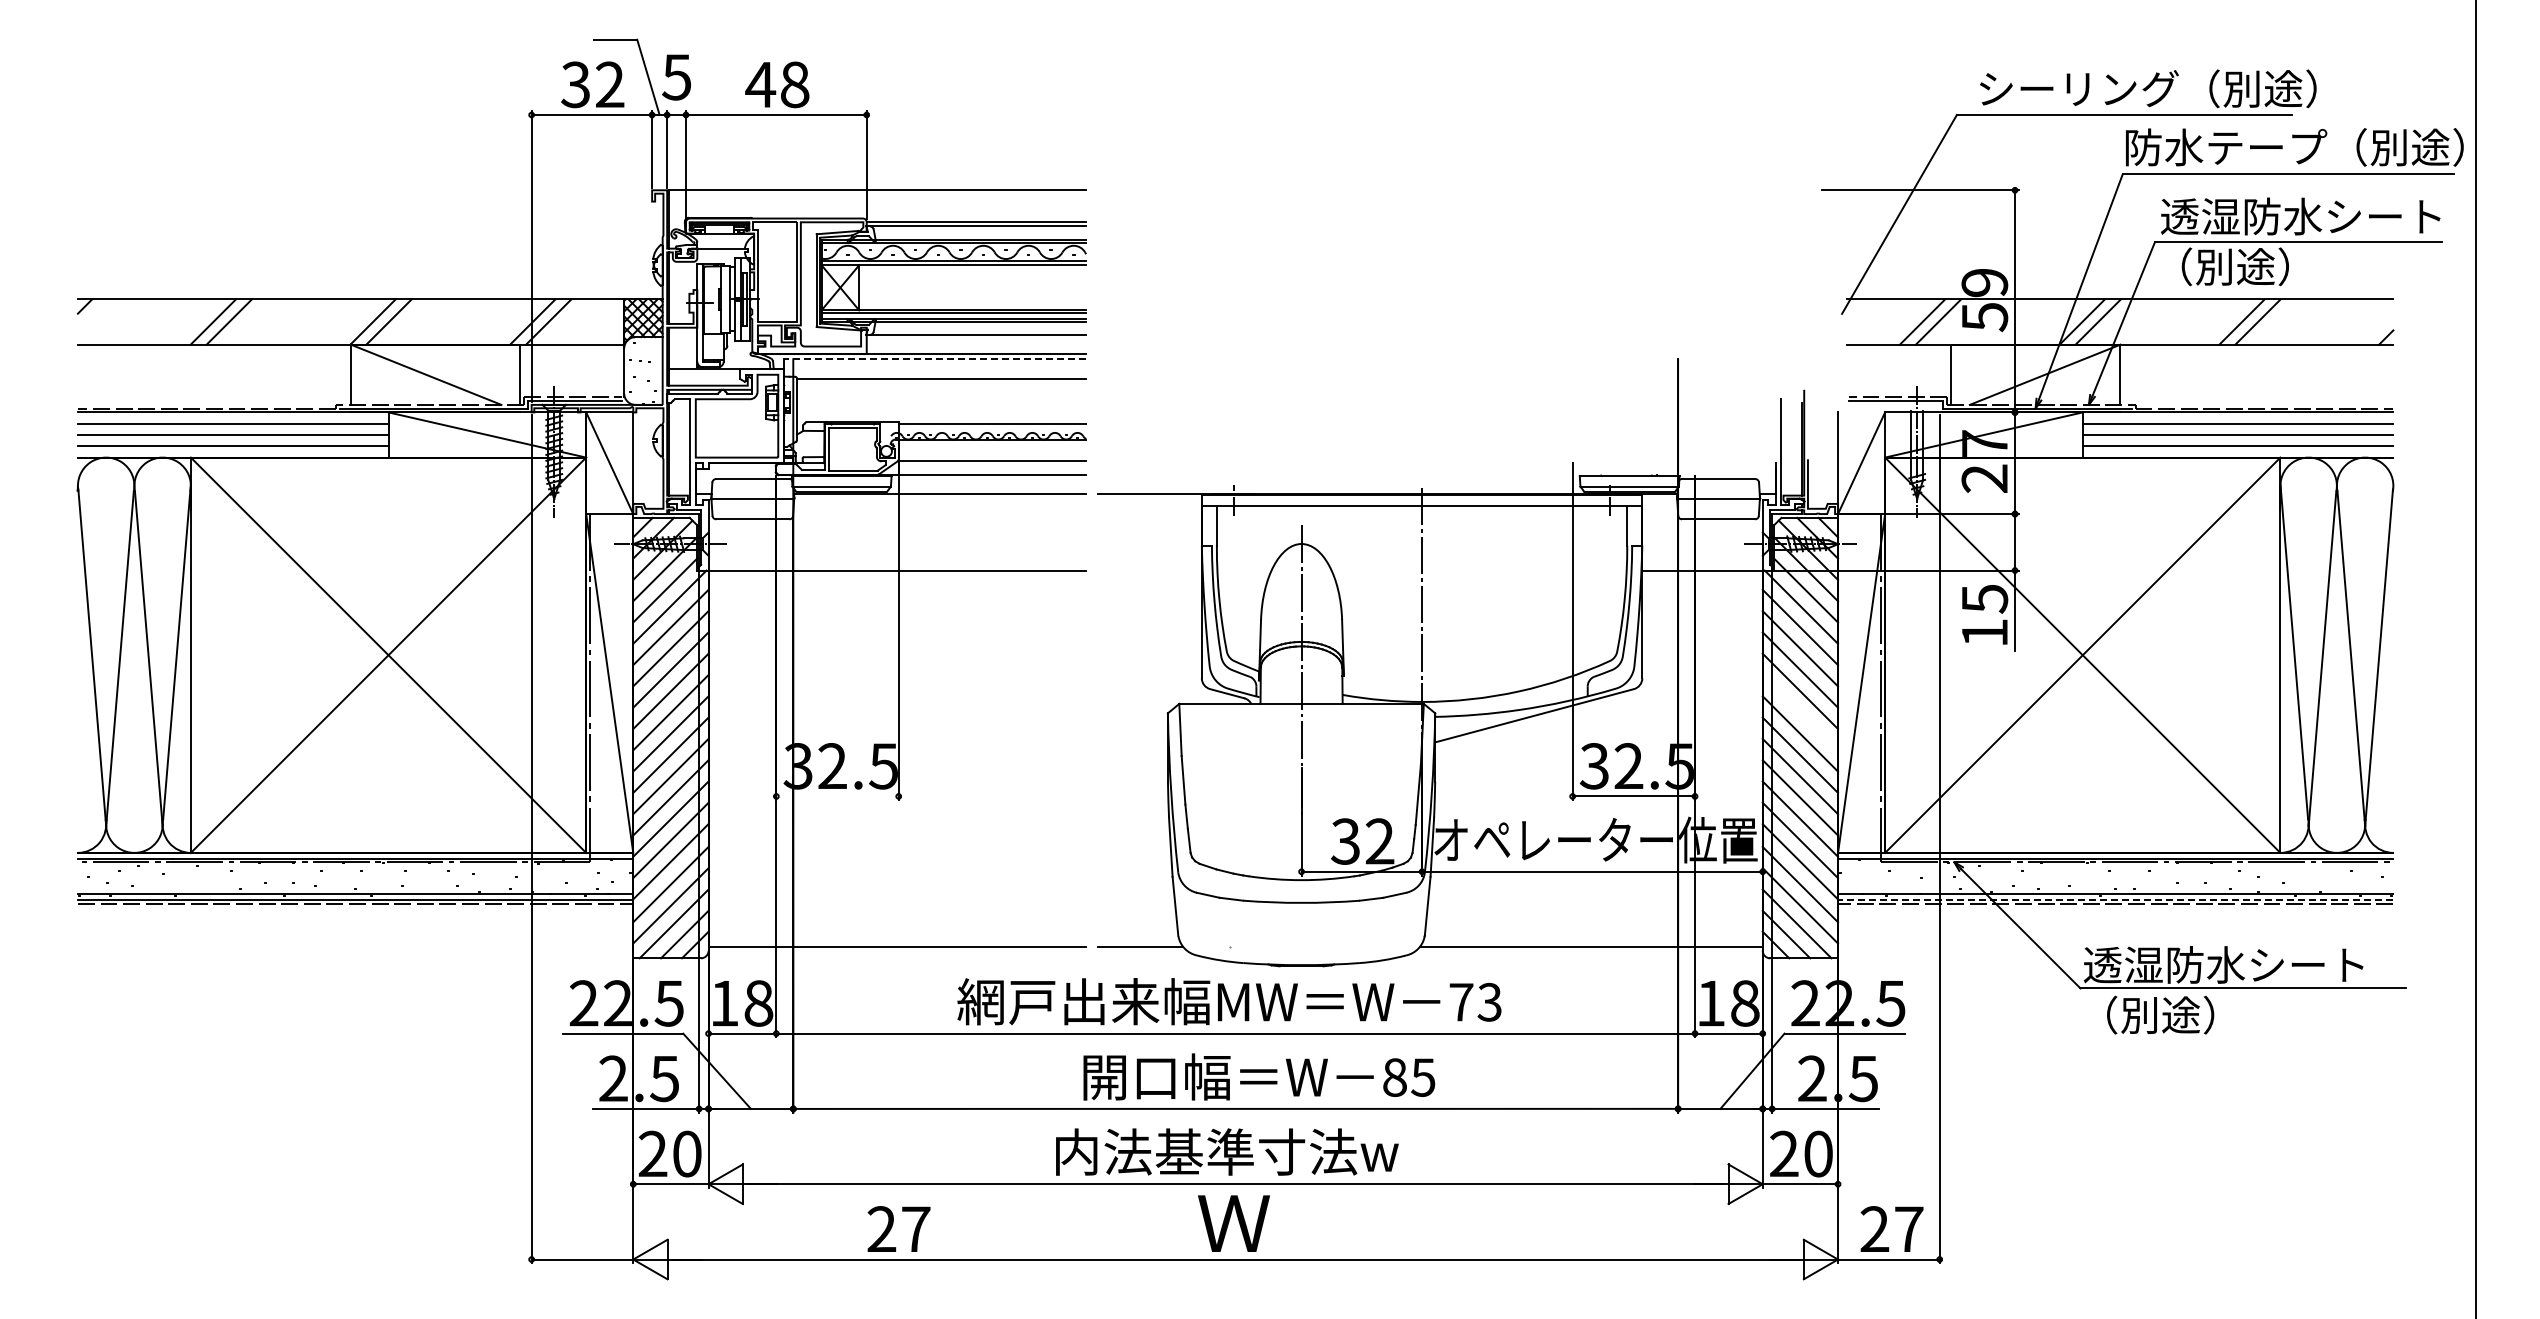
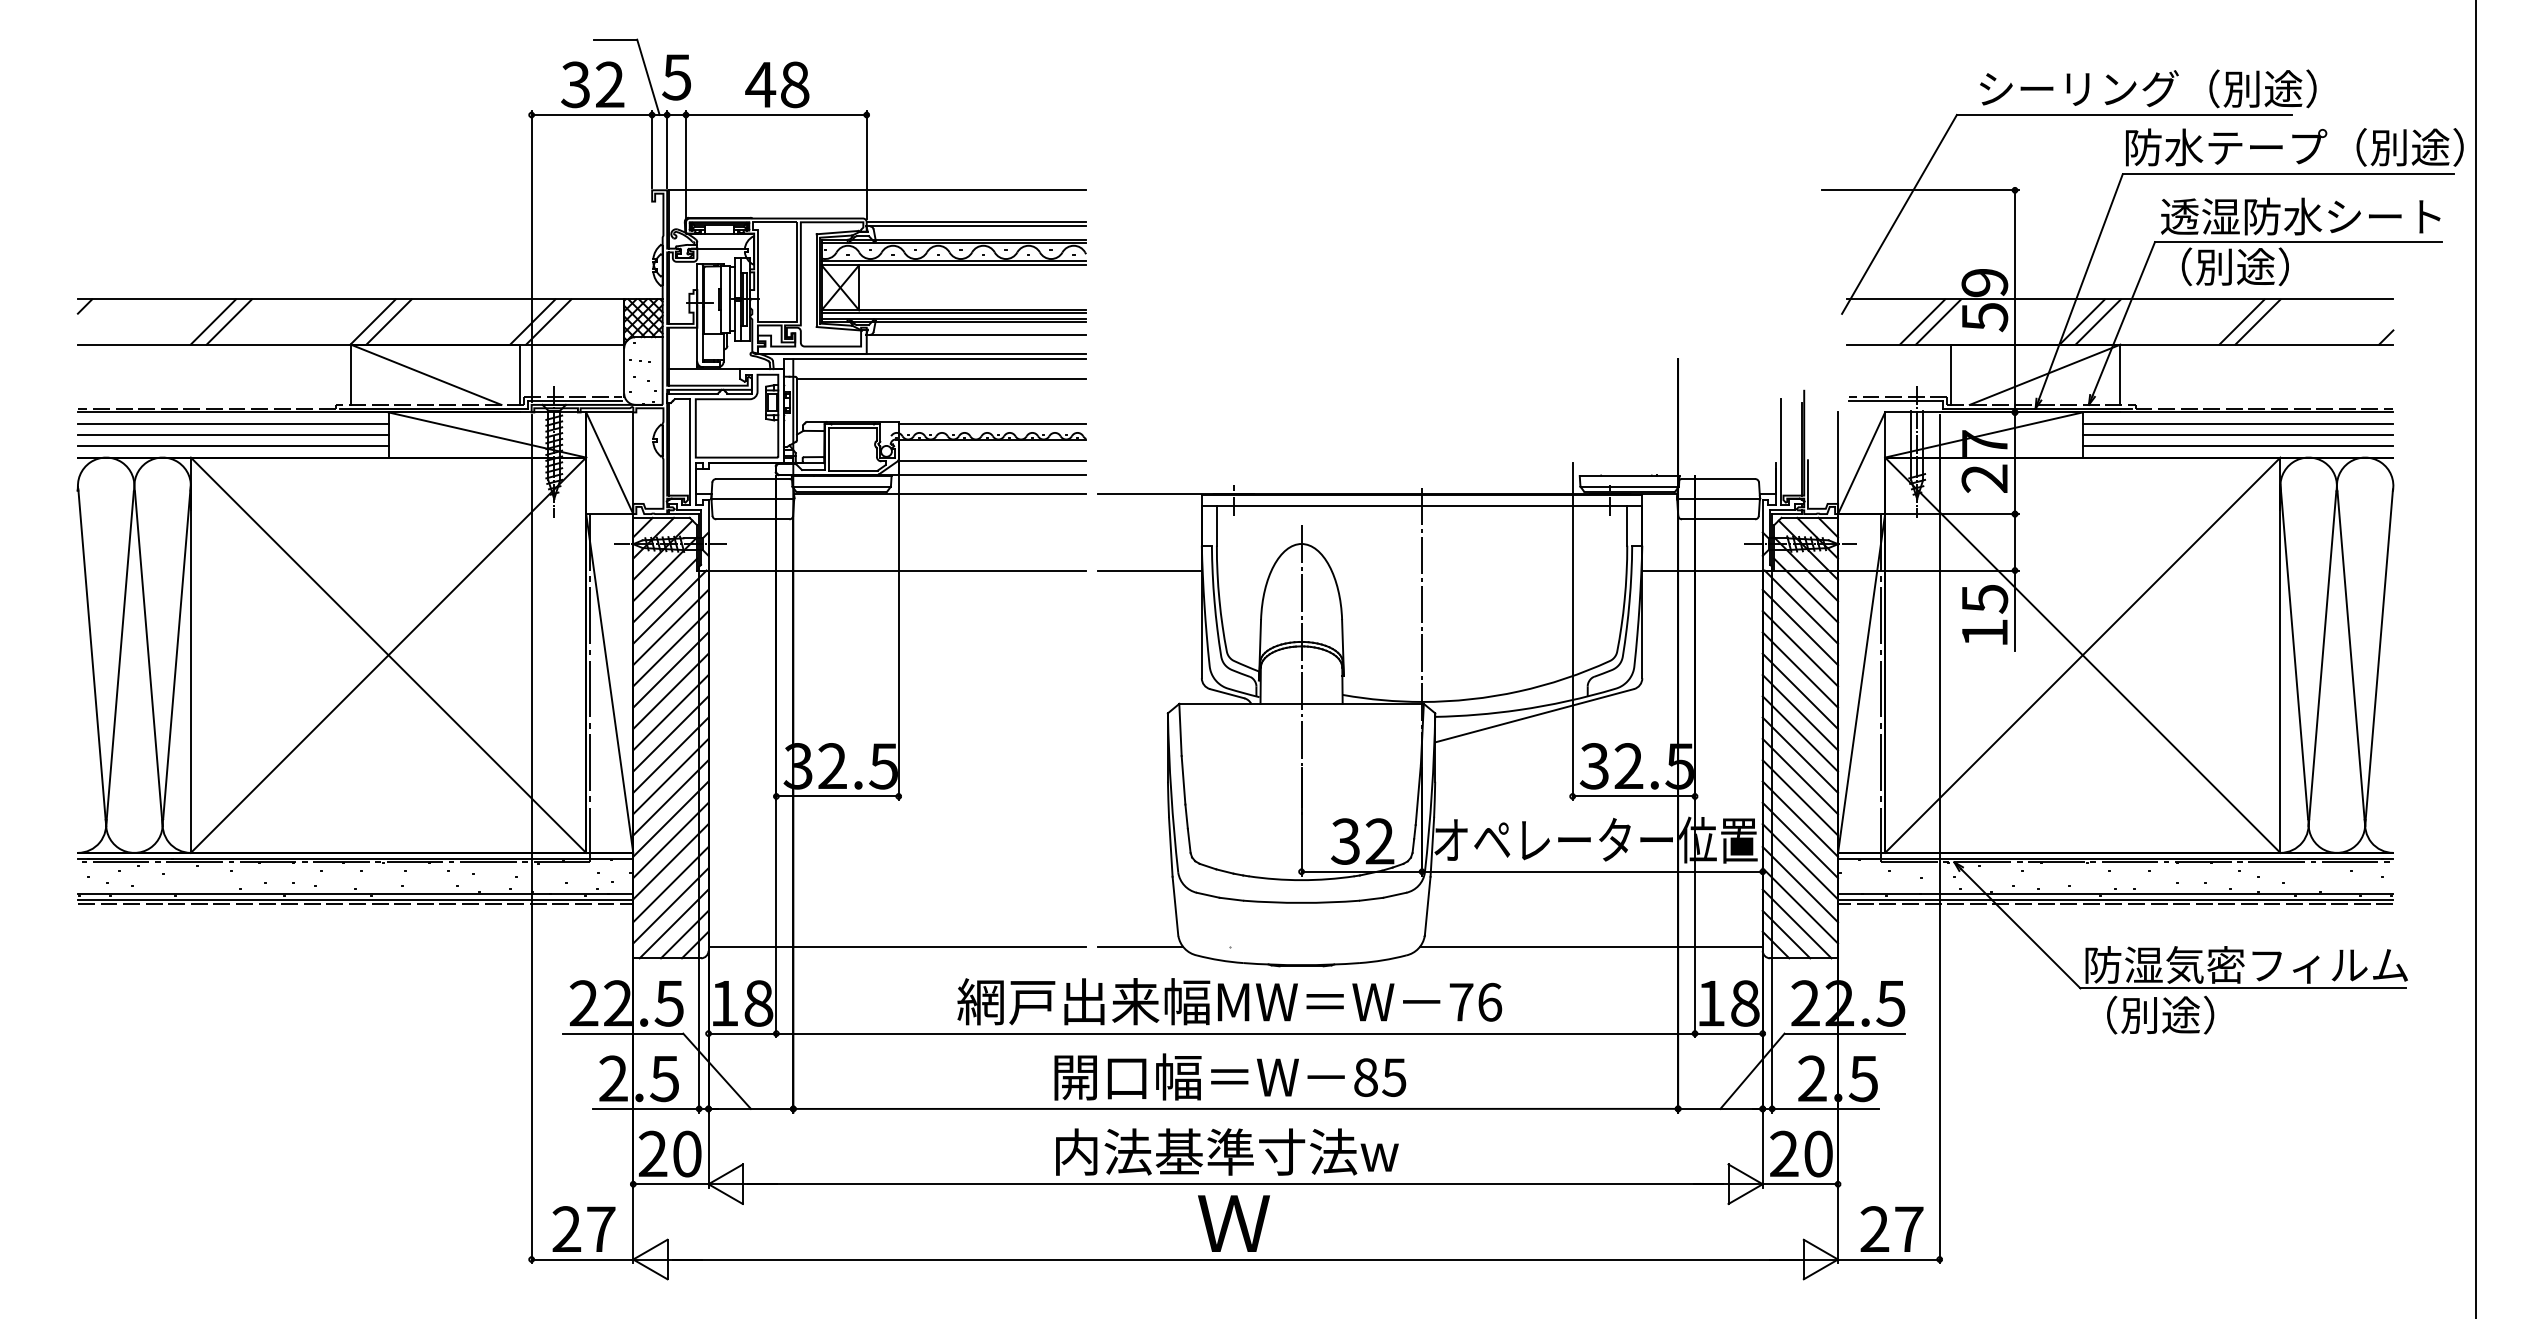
line: dashed -> solid (934, 358)
line: none -> present (1149, 570)
line: none -> present (1800, 712)
line: none -> present (837, 796)
line: dashed -> solid (2115, 899)
text: 透湿防水シート -> 防湿気密フィルム (2245, 964)
text: 73 -> 76 (1489, 1001)
text position: (1259, 1076) -> (1230, 1076) (1230, 1076)
text position: (898, 1228) -> (583, 1228) (583, 1228)
